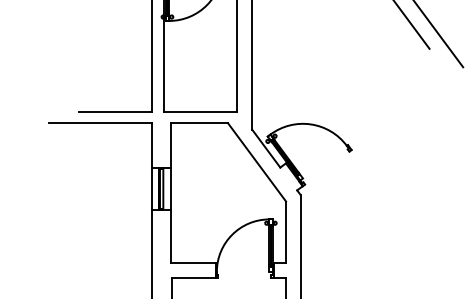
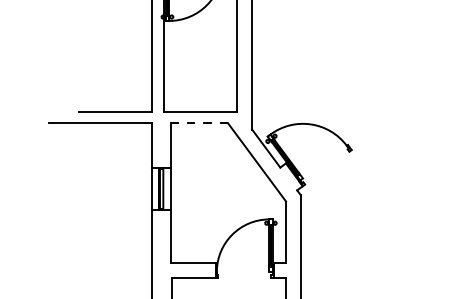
line: present -> none (411, 25)
line: present -> none (438, 34)
line: solid -> dashed (199, 123)
